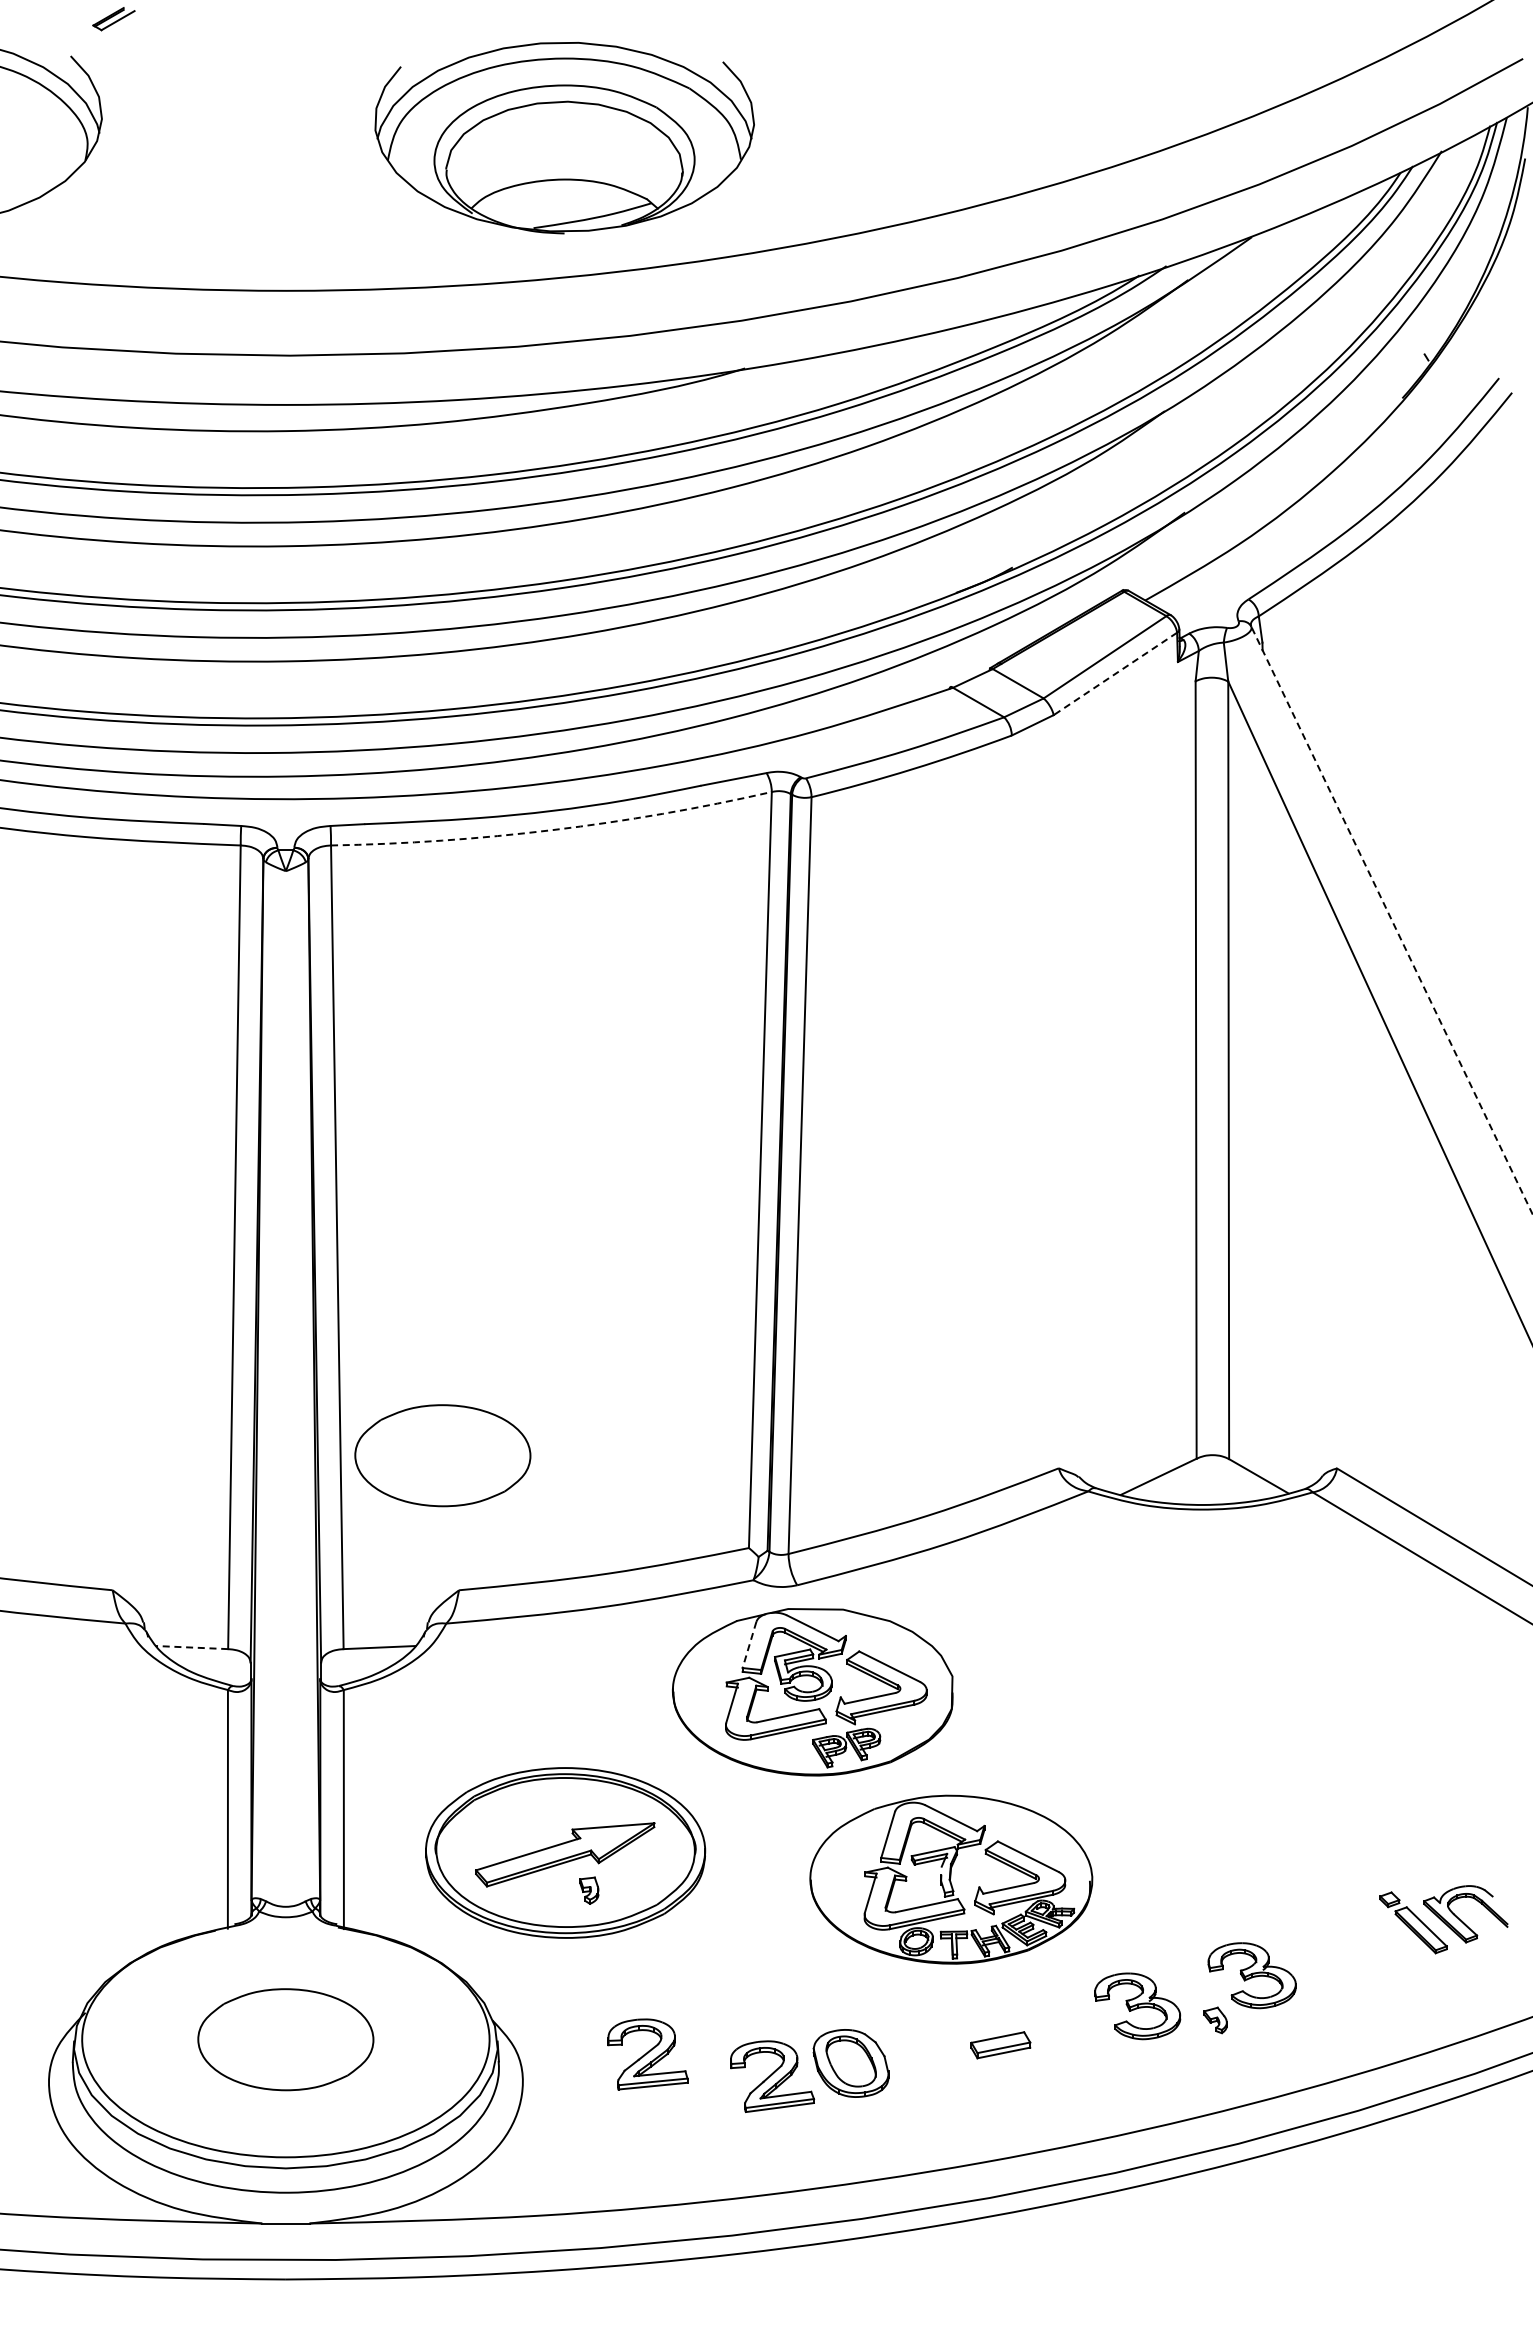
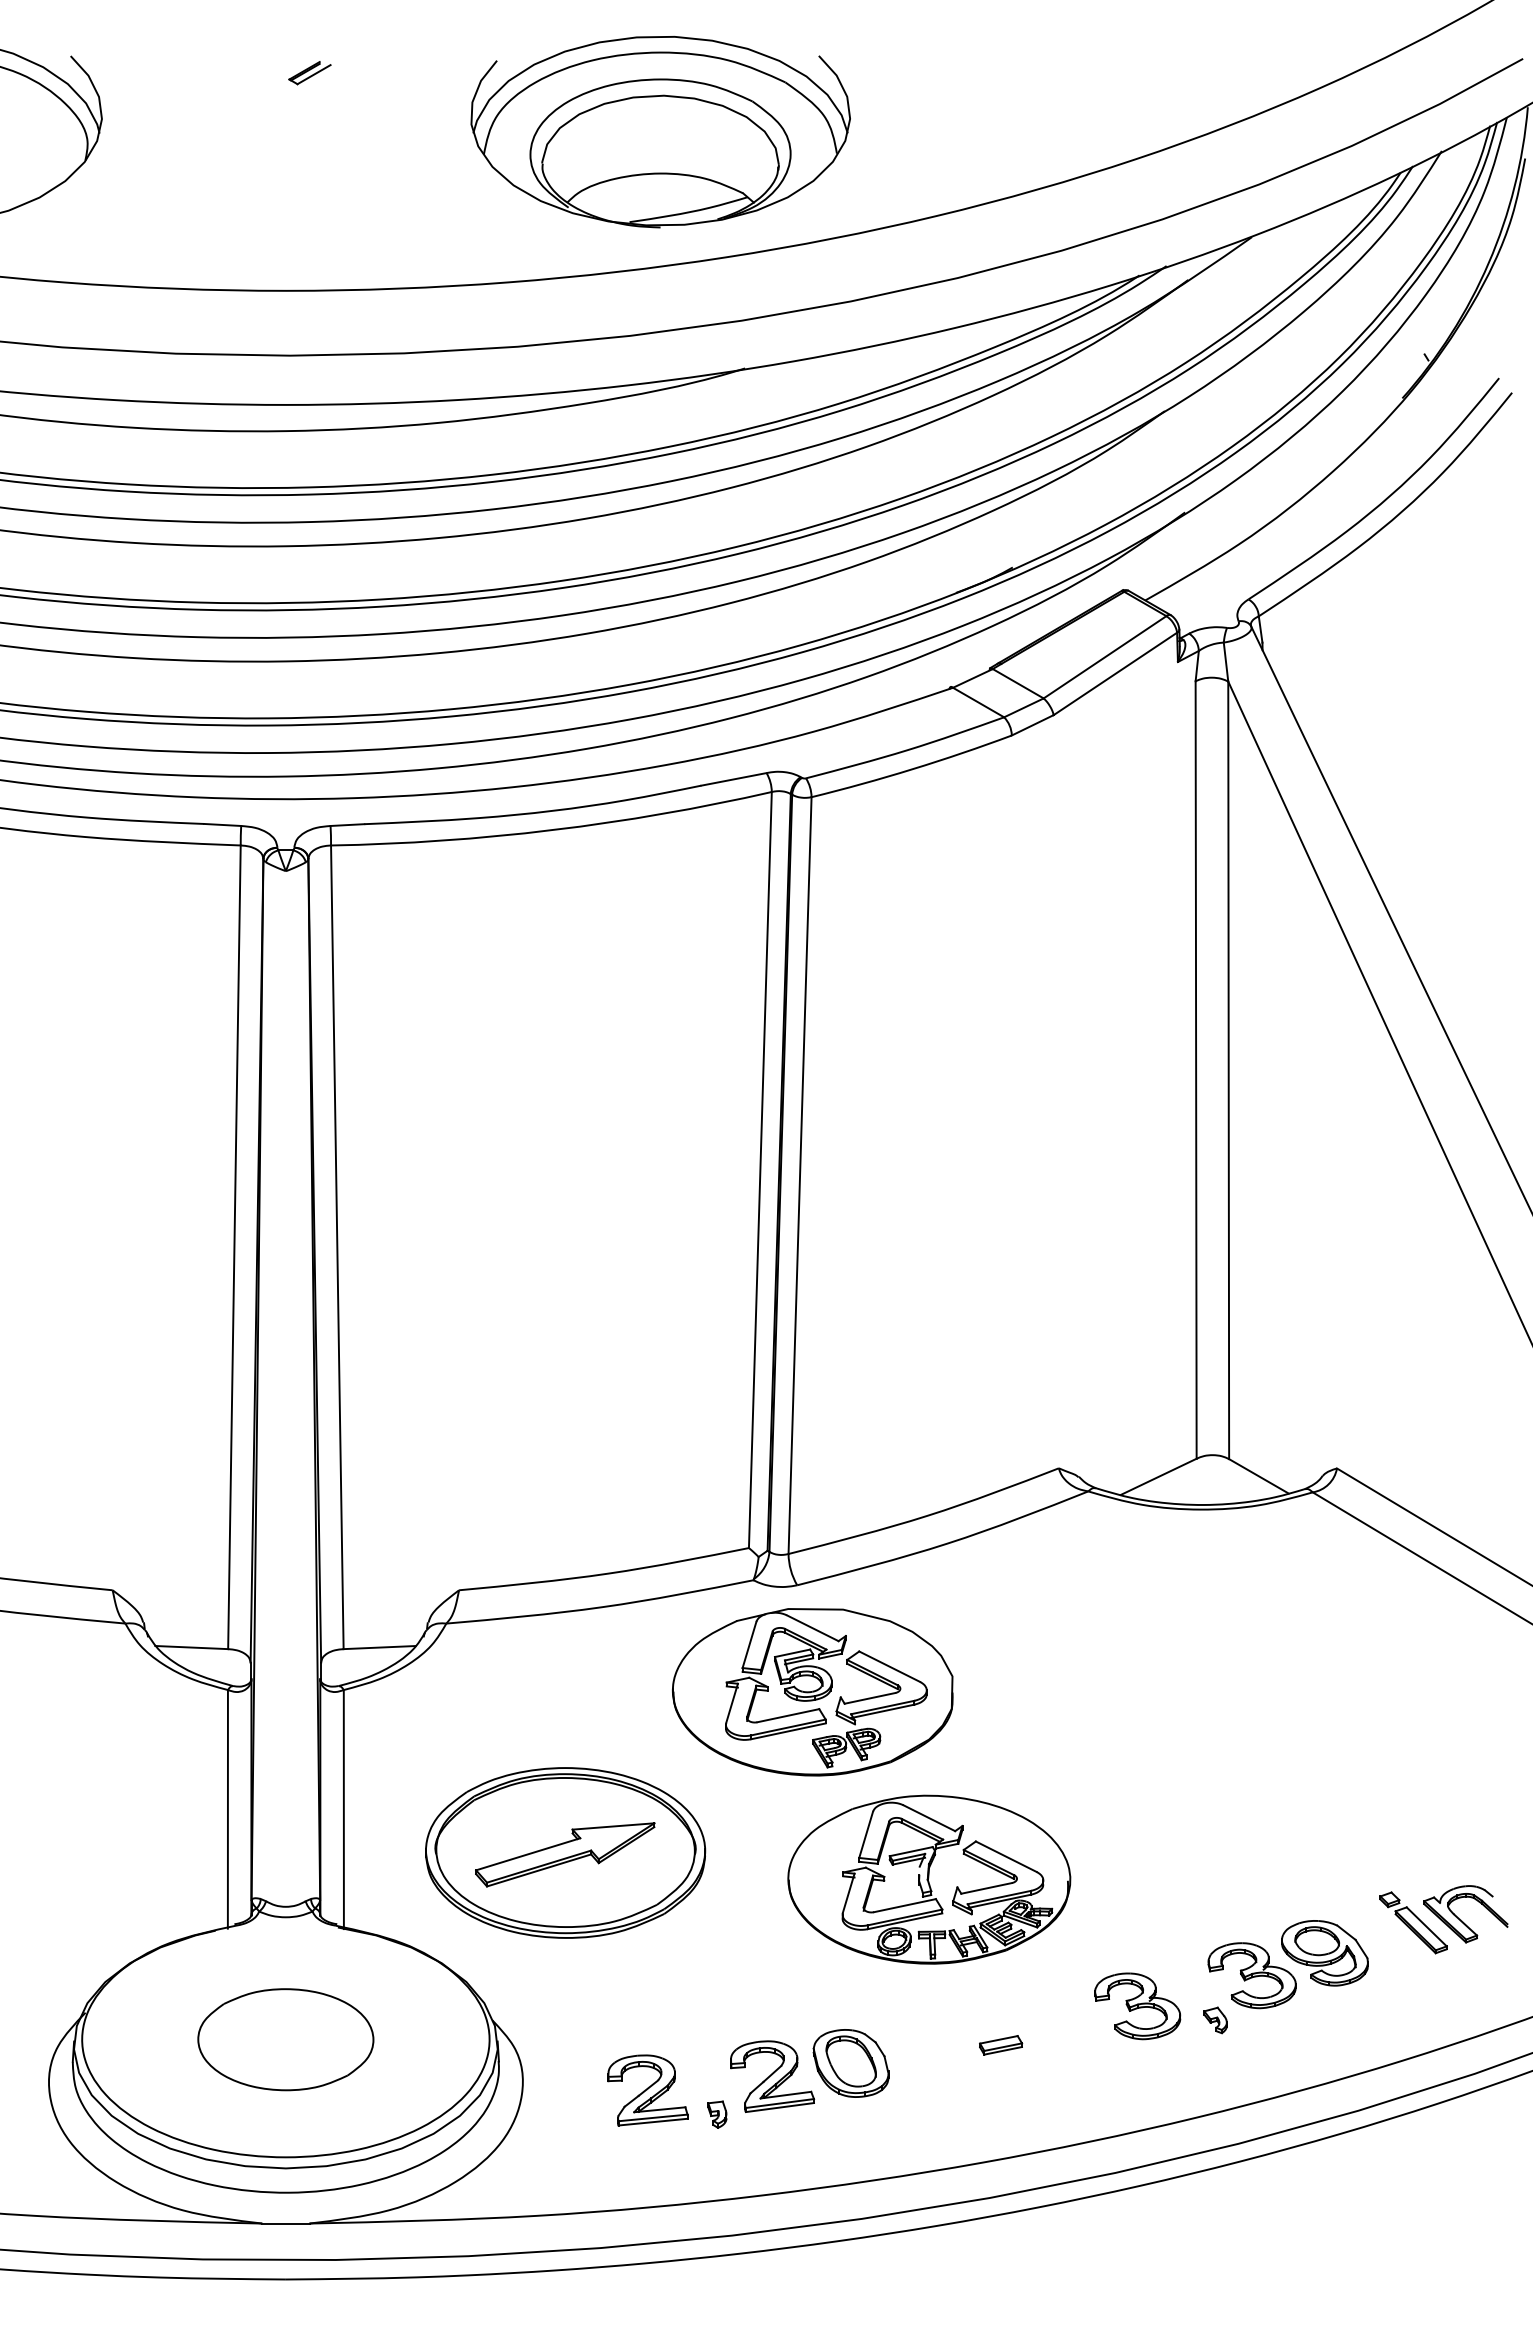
part position: (113, 19) -> (309, 73) (309, 73)
part position: (564, 138) -> (660, 132) (660, 132)
line: dashed -> solid (1115, 674)
arc: dashed -> solid (552, 830)
line: dashed -> solid (1391, 920)
part: present -> none (442, 1455)
line: dashed -> solid (749, 1645)
line: dashed -> solid (191, 1647)
part position: (951, 1879) -> (929, 1879) (929, 1879)
part position: (589, 1890) -> (717, 2114) (717, 2114)
part: none -> present (1324, 1953)
part size: 62x29 px -> 45x21 px (1001, 2045)
part position: (647, 2054) -> (647, 2090) (647, 2090)
